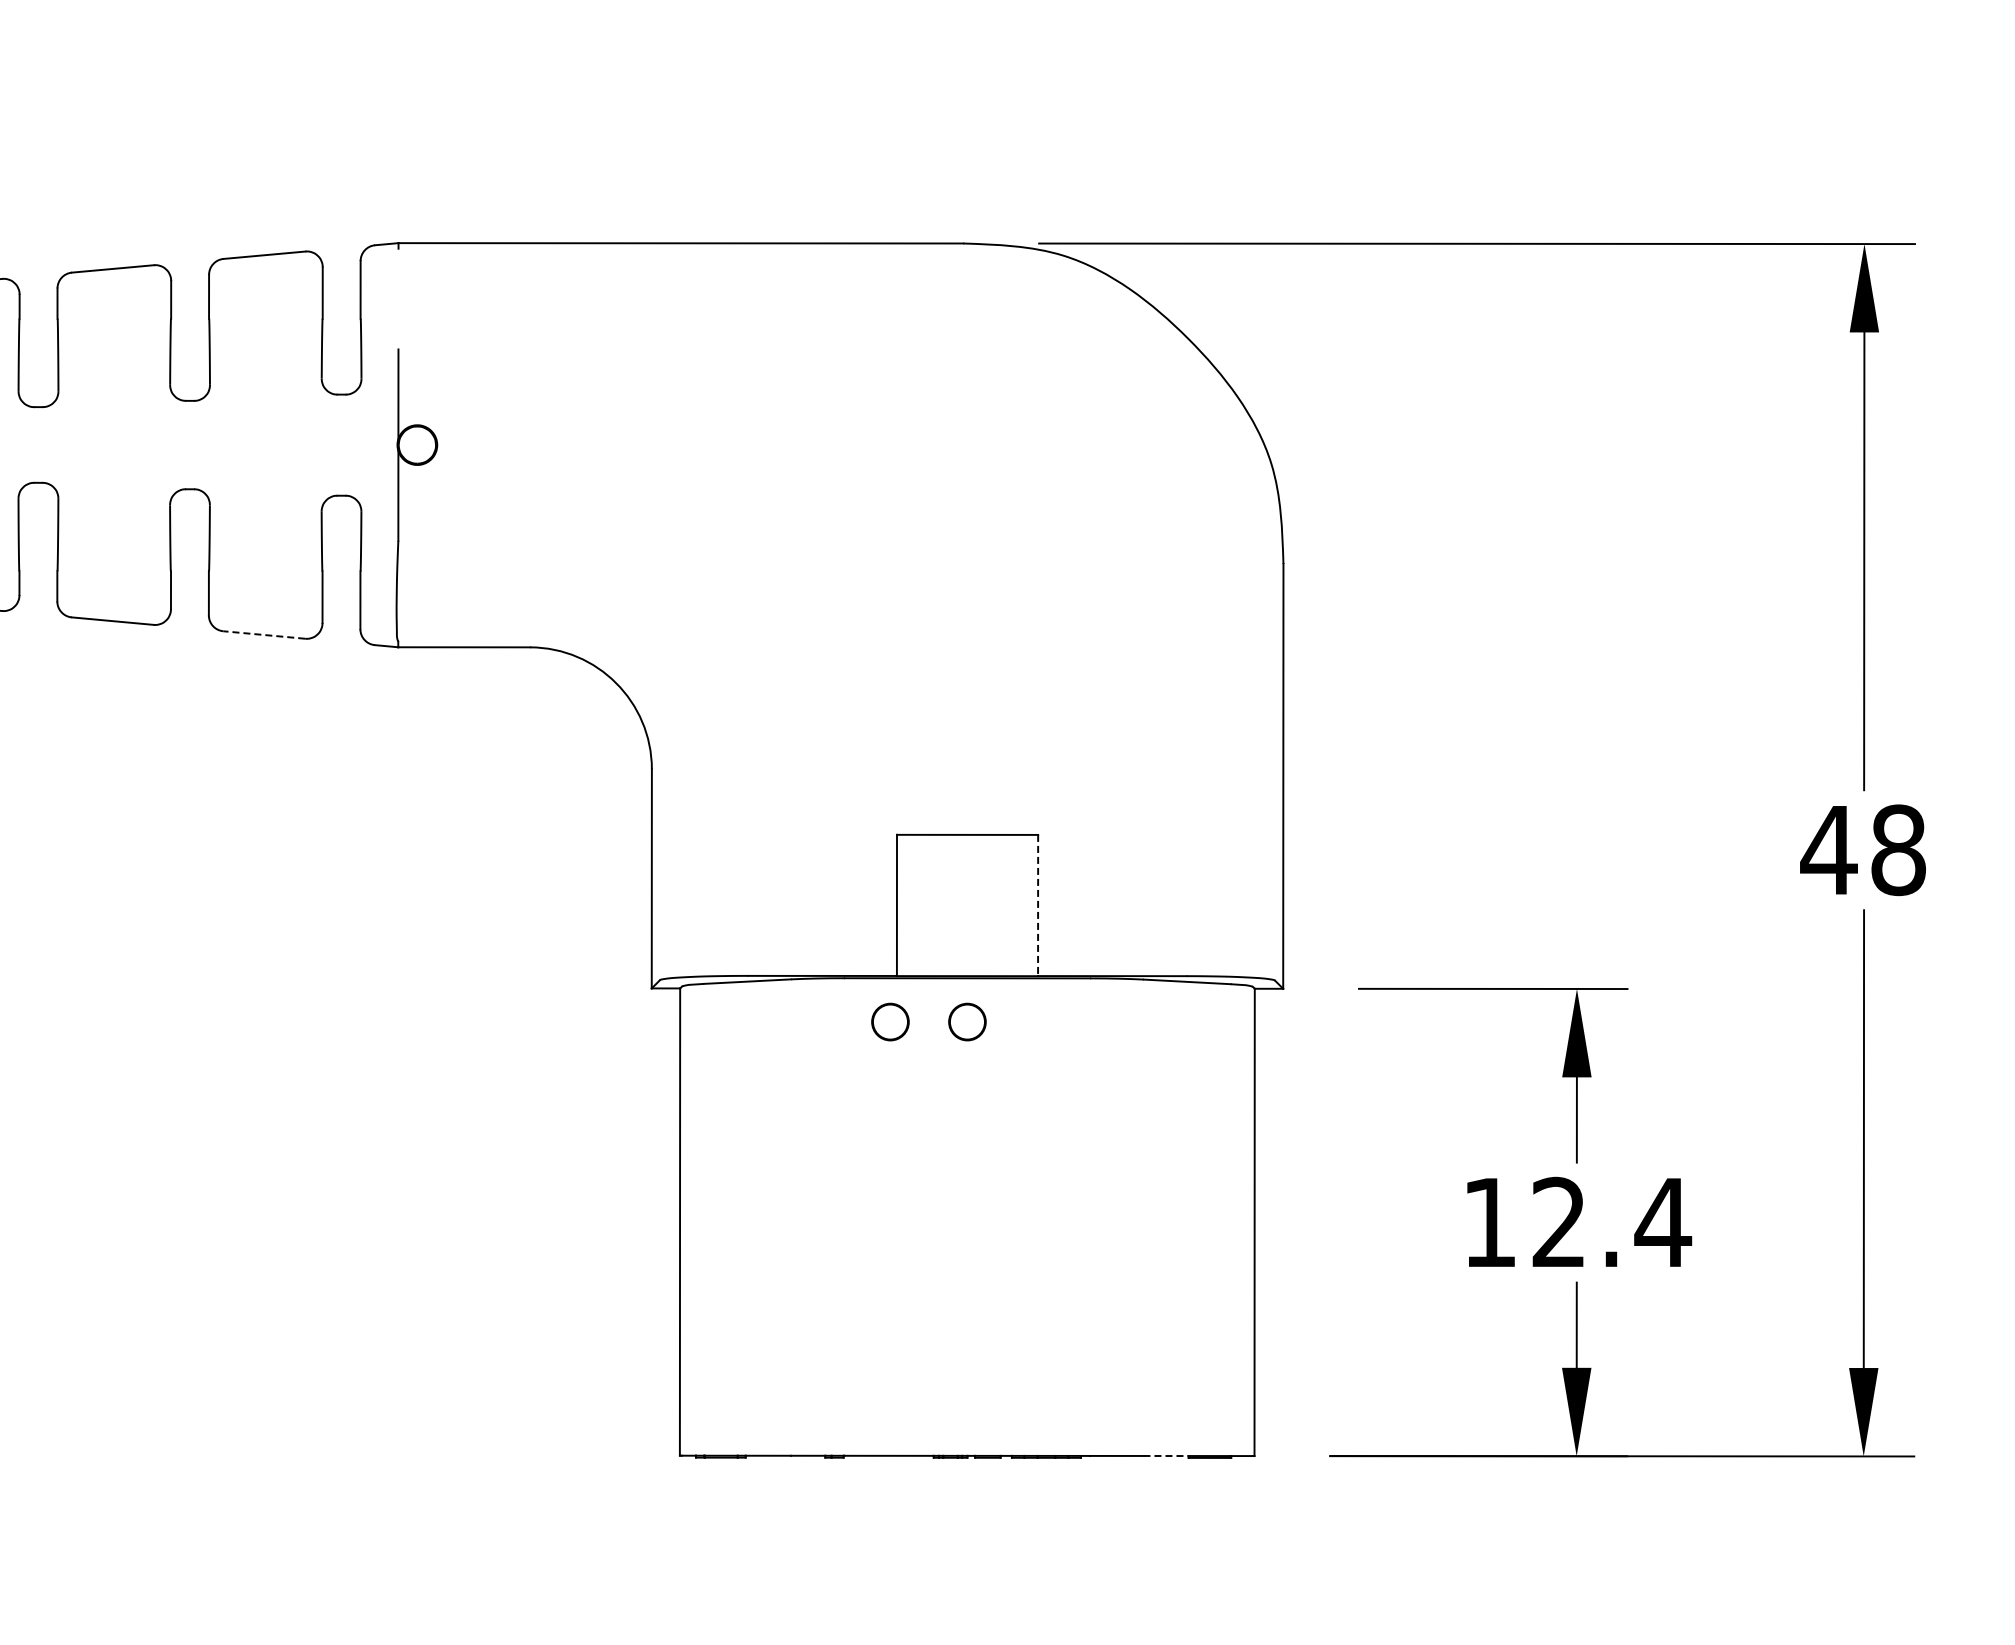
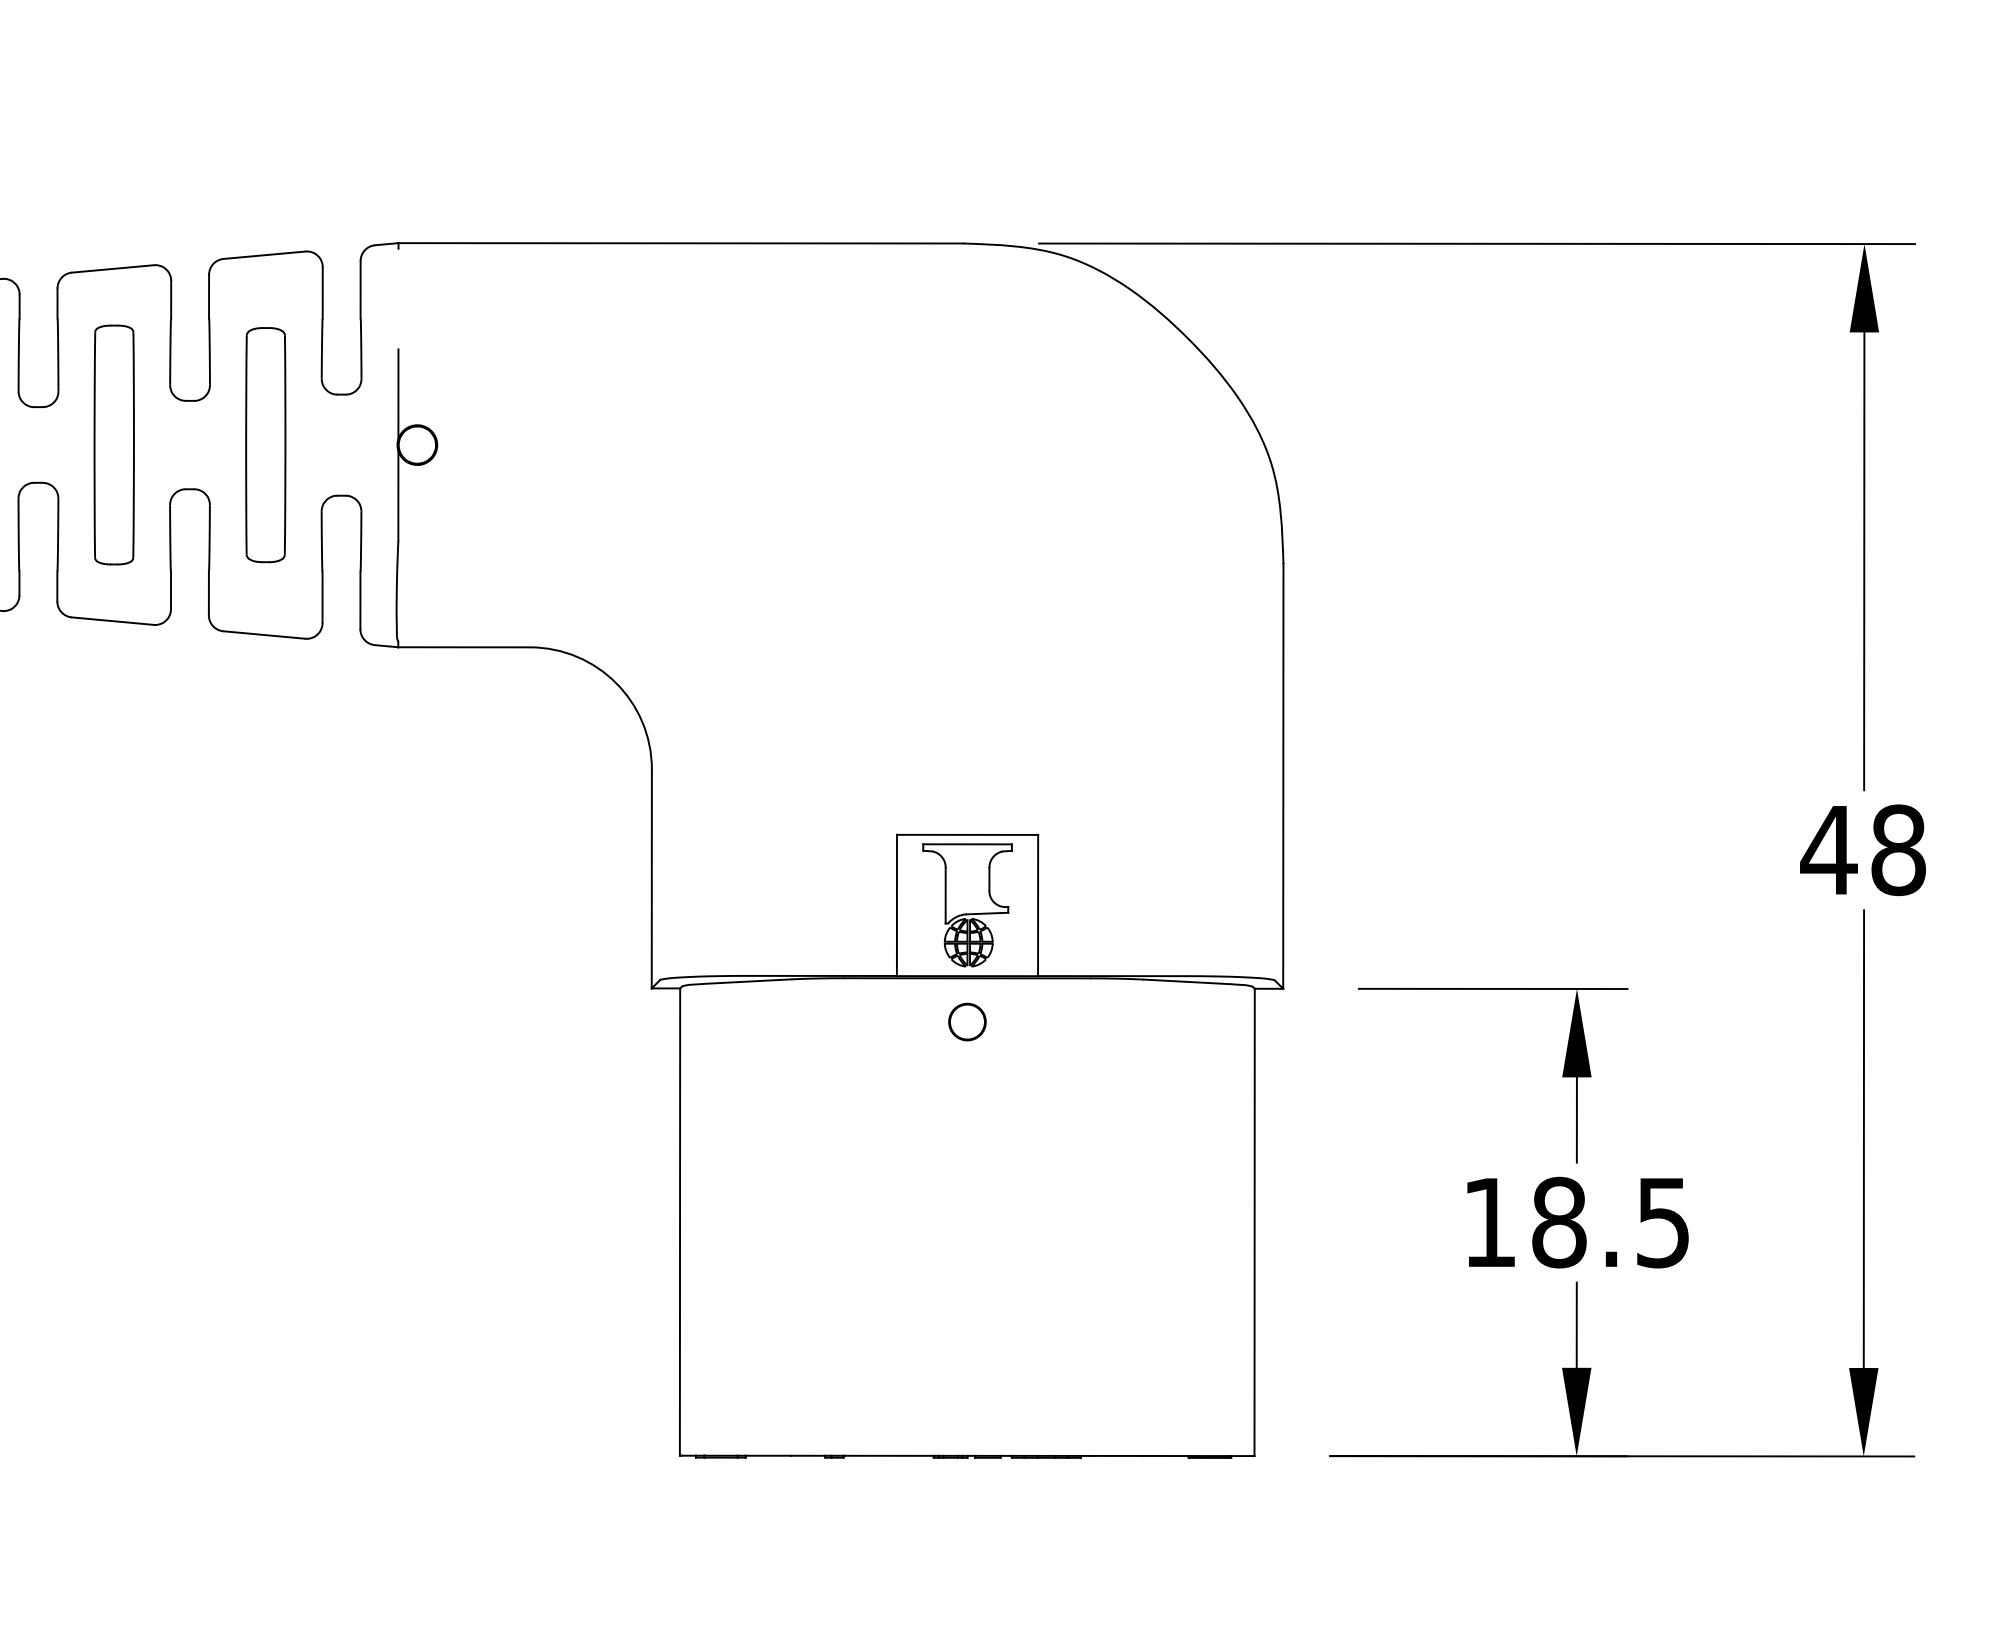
part: none -> present (113, 444)
part: none -> present (265, 445)
line: dashed -> solid (263, 634)
part: none -> present (967, 905)
line: dashed -> solid (1038, 905)
part: present -> none (890, 1021)
text: 12.4 -> 18.5 (1612, 1222)
line: dashed -> solid (1166, 1456)
